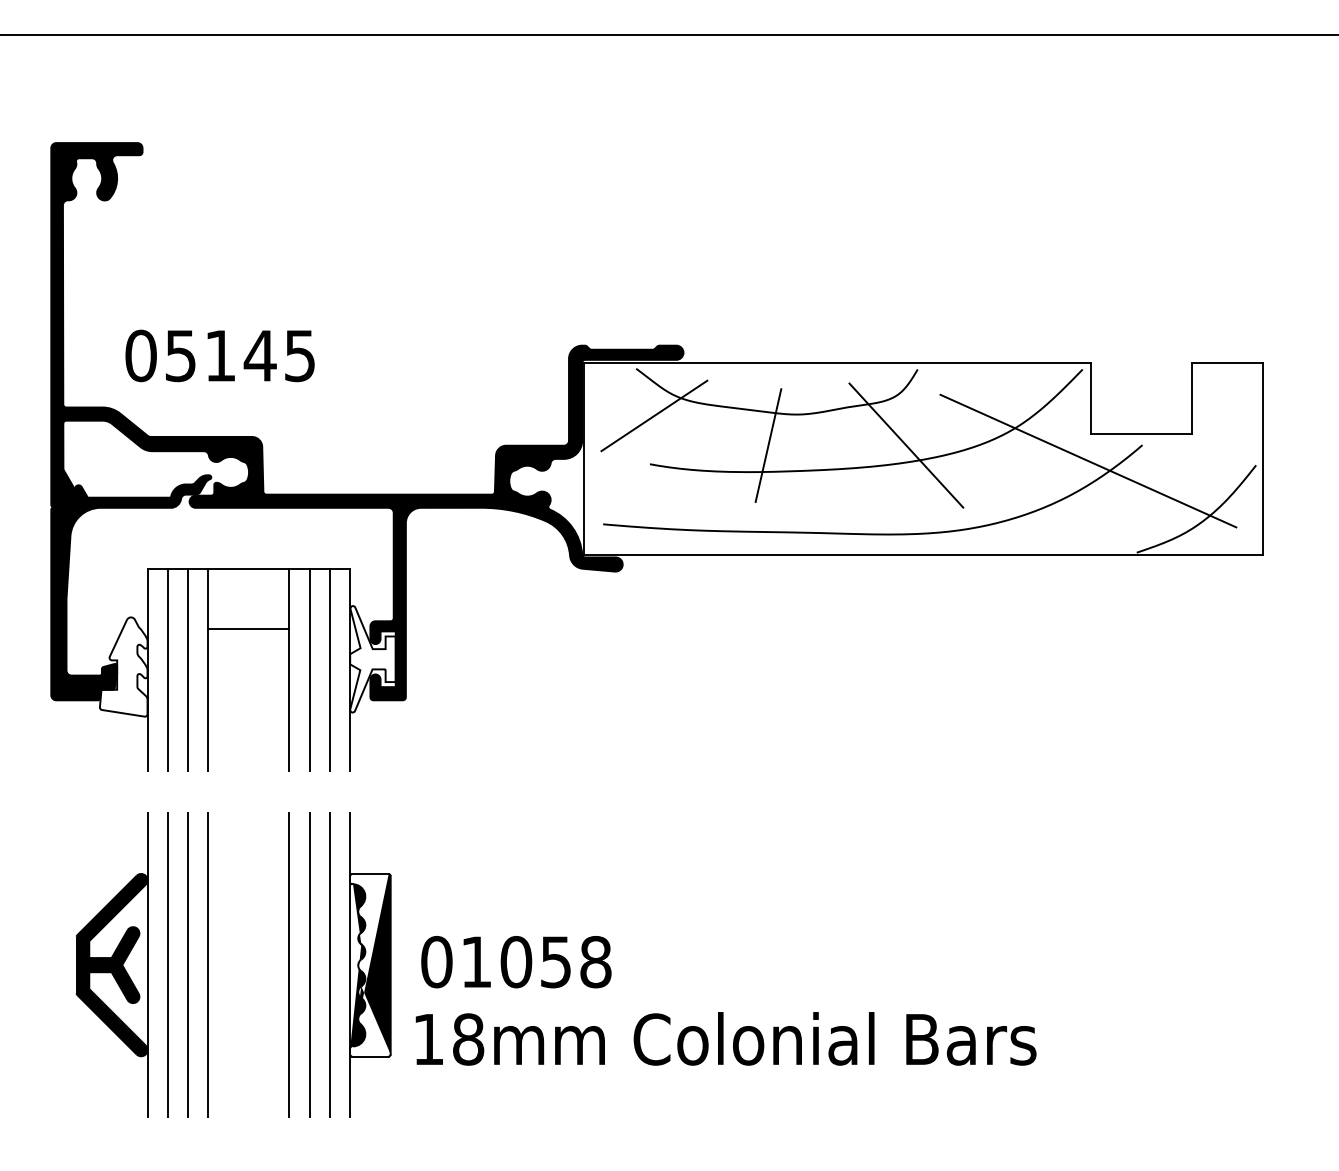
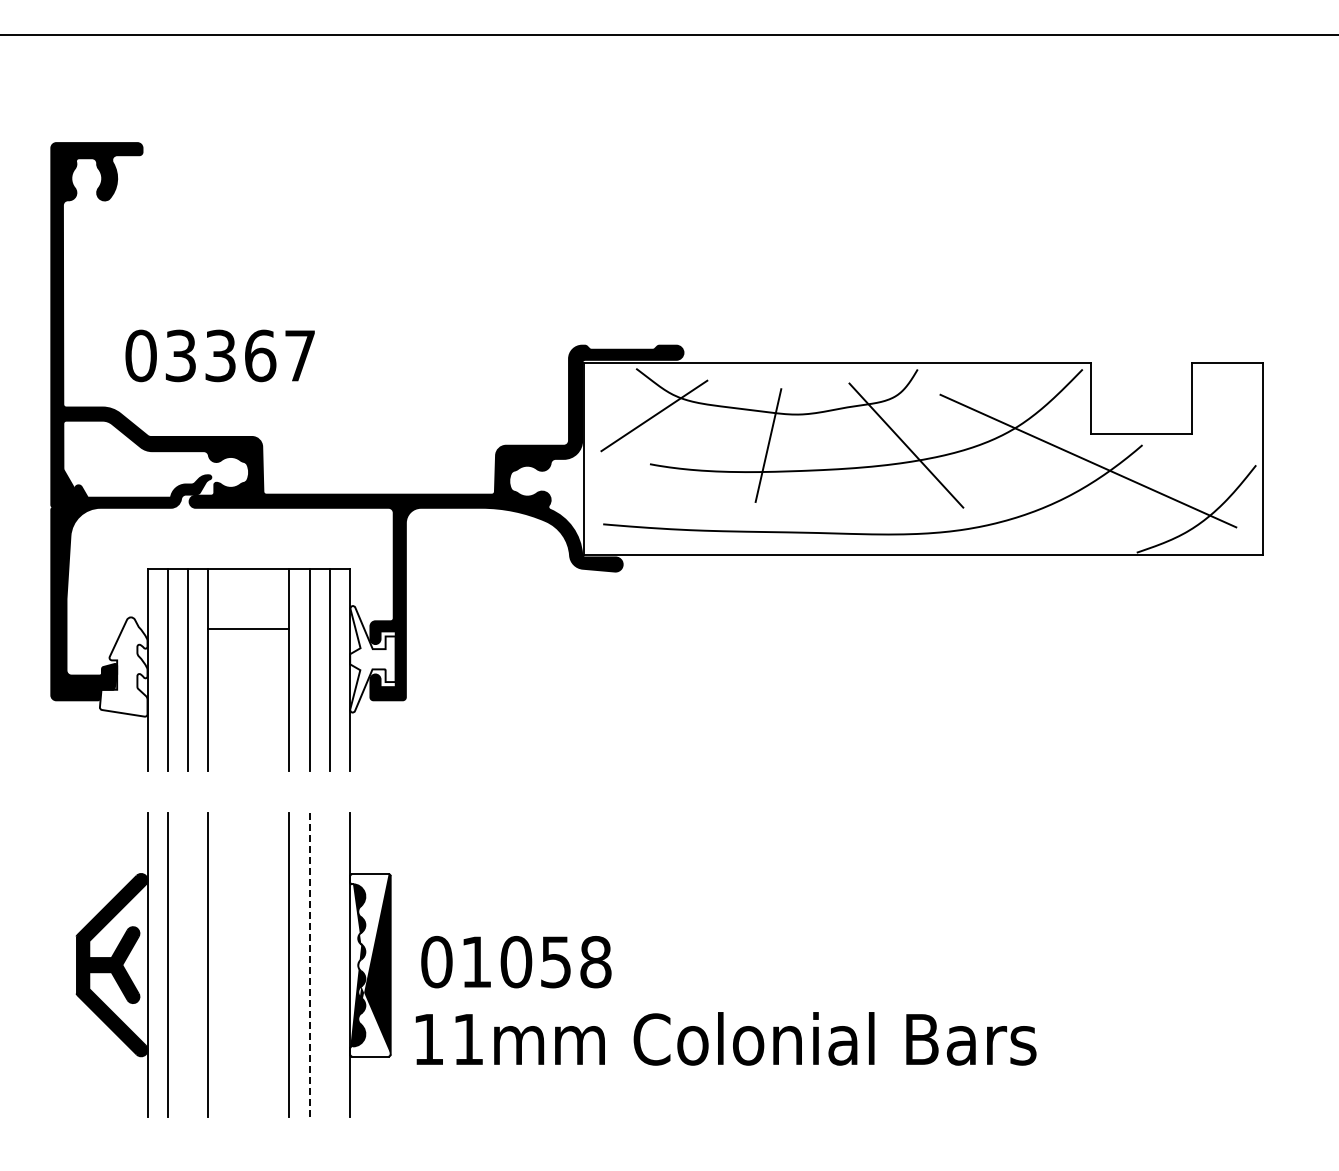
text: 05145 -> 03367 (240, 355)
line: present -> none (188, 965)
line: solid -> dashed (309, 965)
line: present -> none (329, 965)
text: 18mm -> 11mm (468, 1039)
